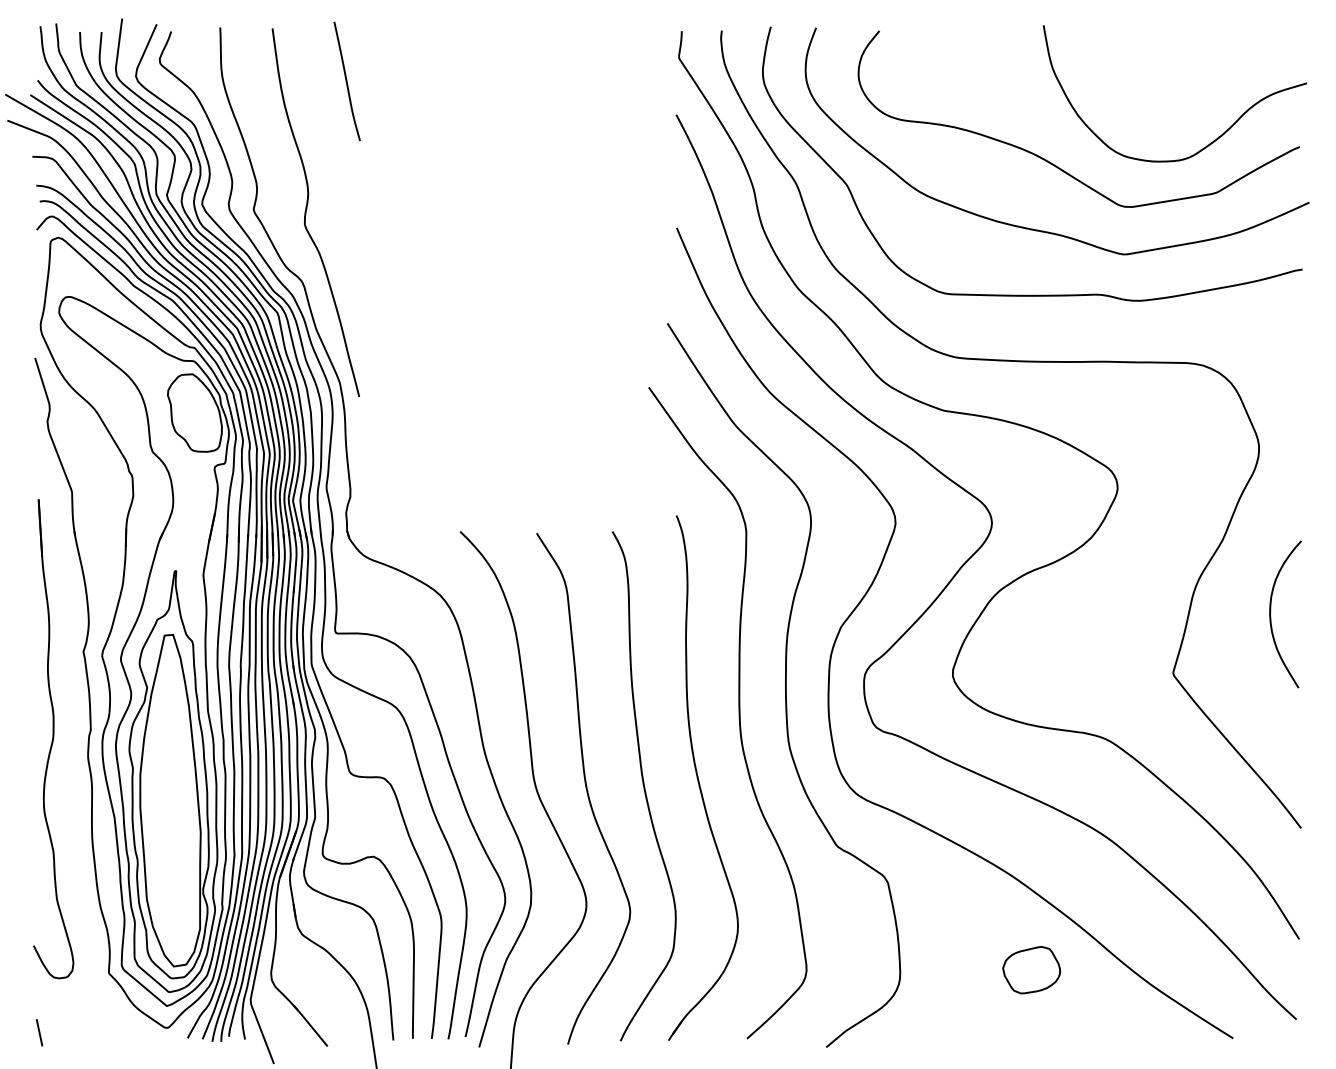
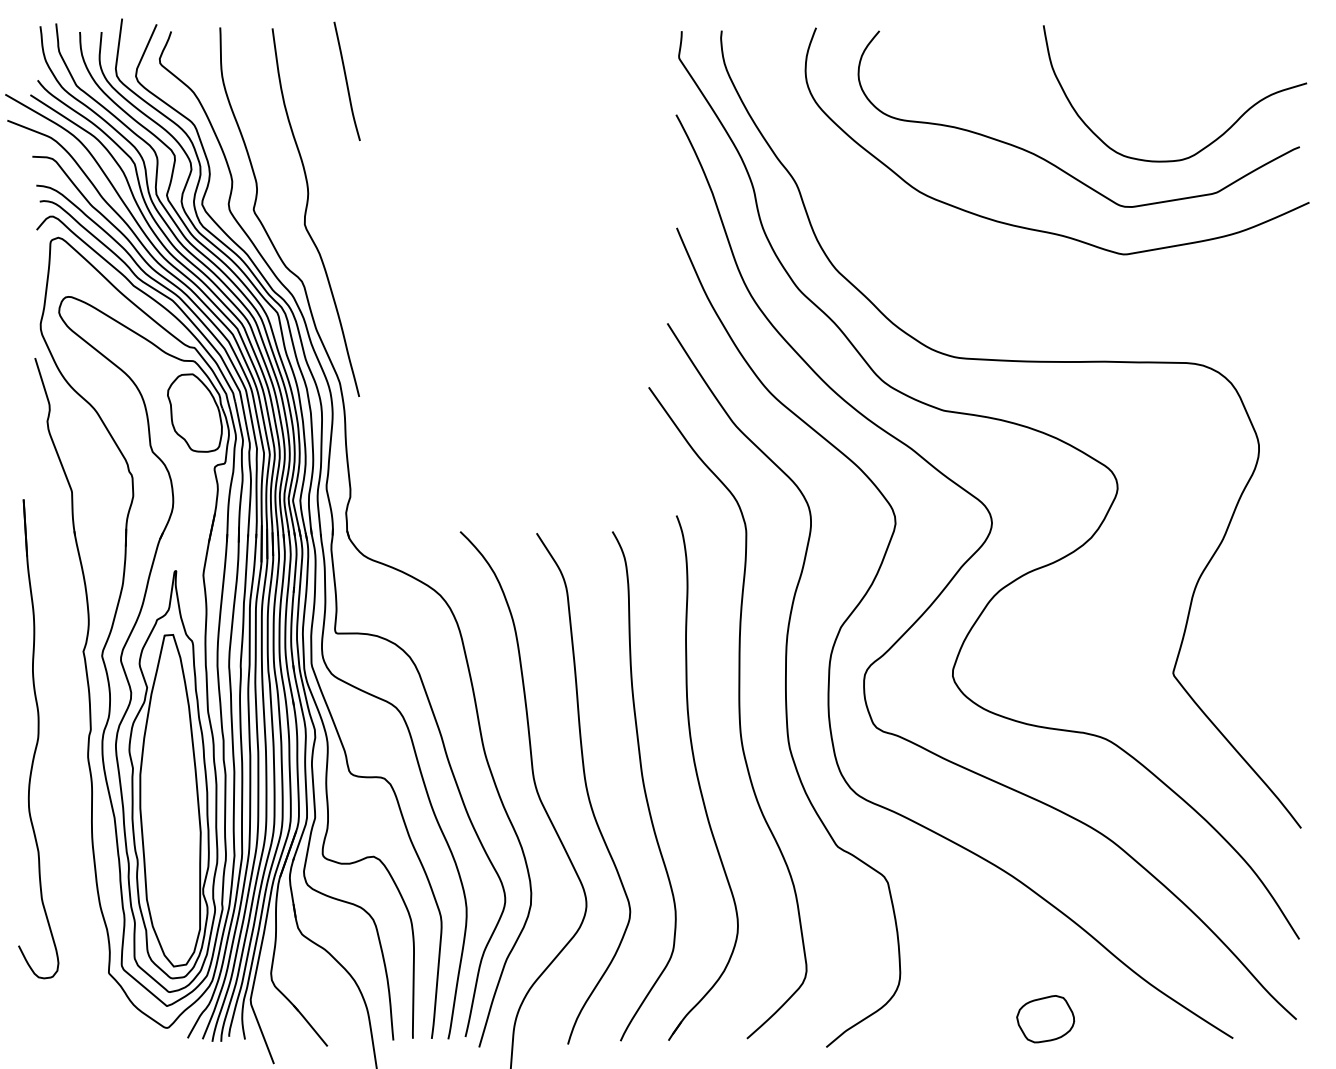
curve: present -> none (1030, 294)
curve: present -> none (1271, 616)
part position: (53, 739) -> (38, 739) (38, 739)
part position: (1031, 970) -> (1045, 1019) (1045, 1019)
line: present -> none (39, 1032)
